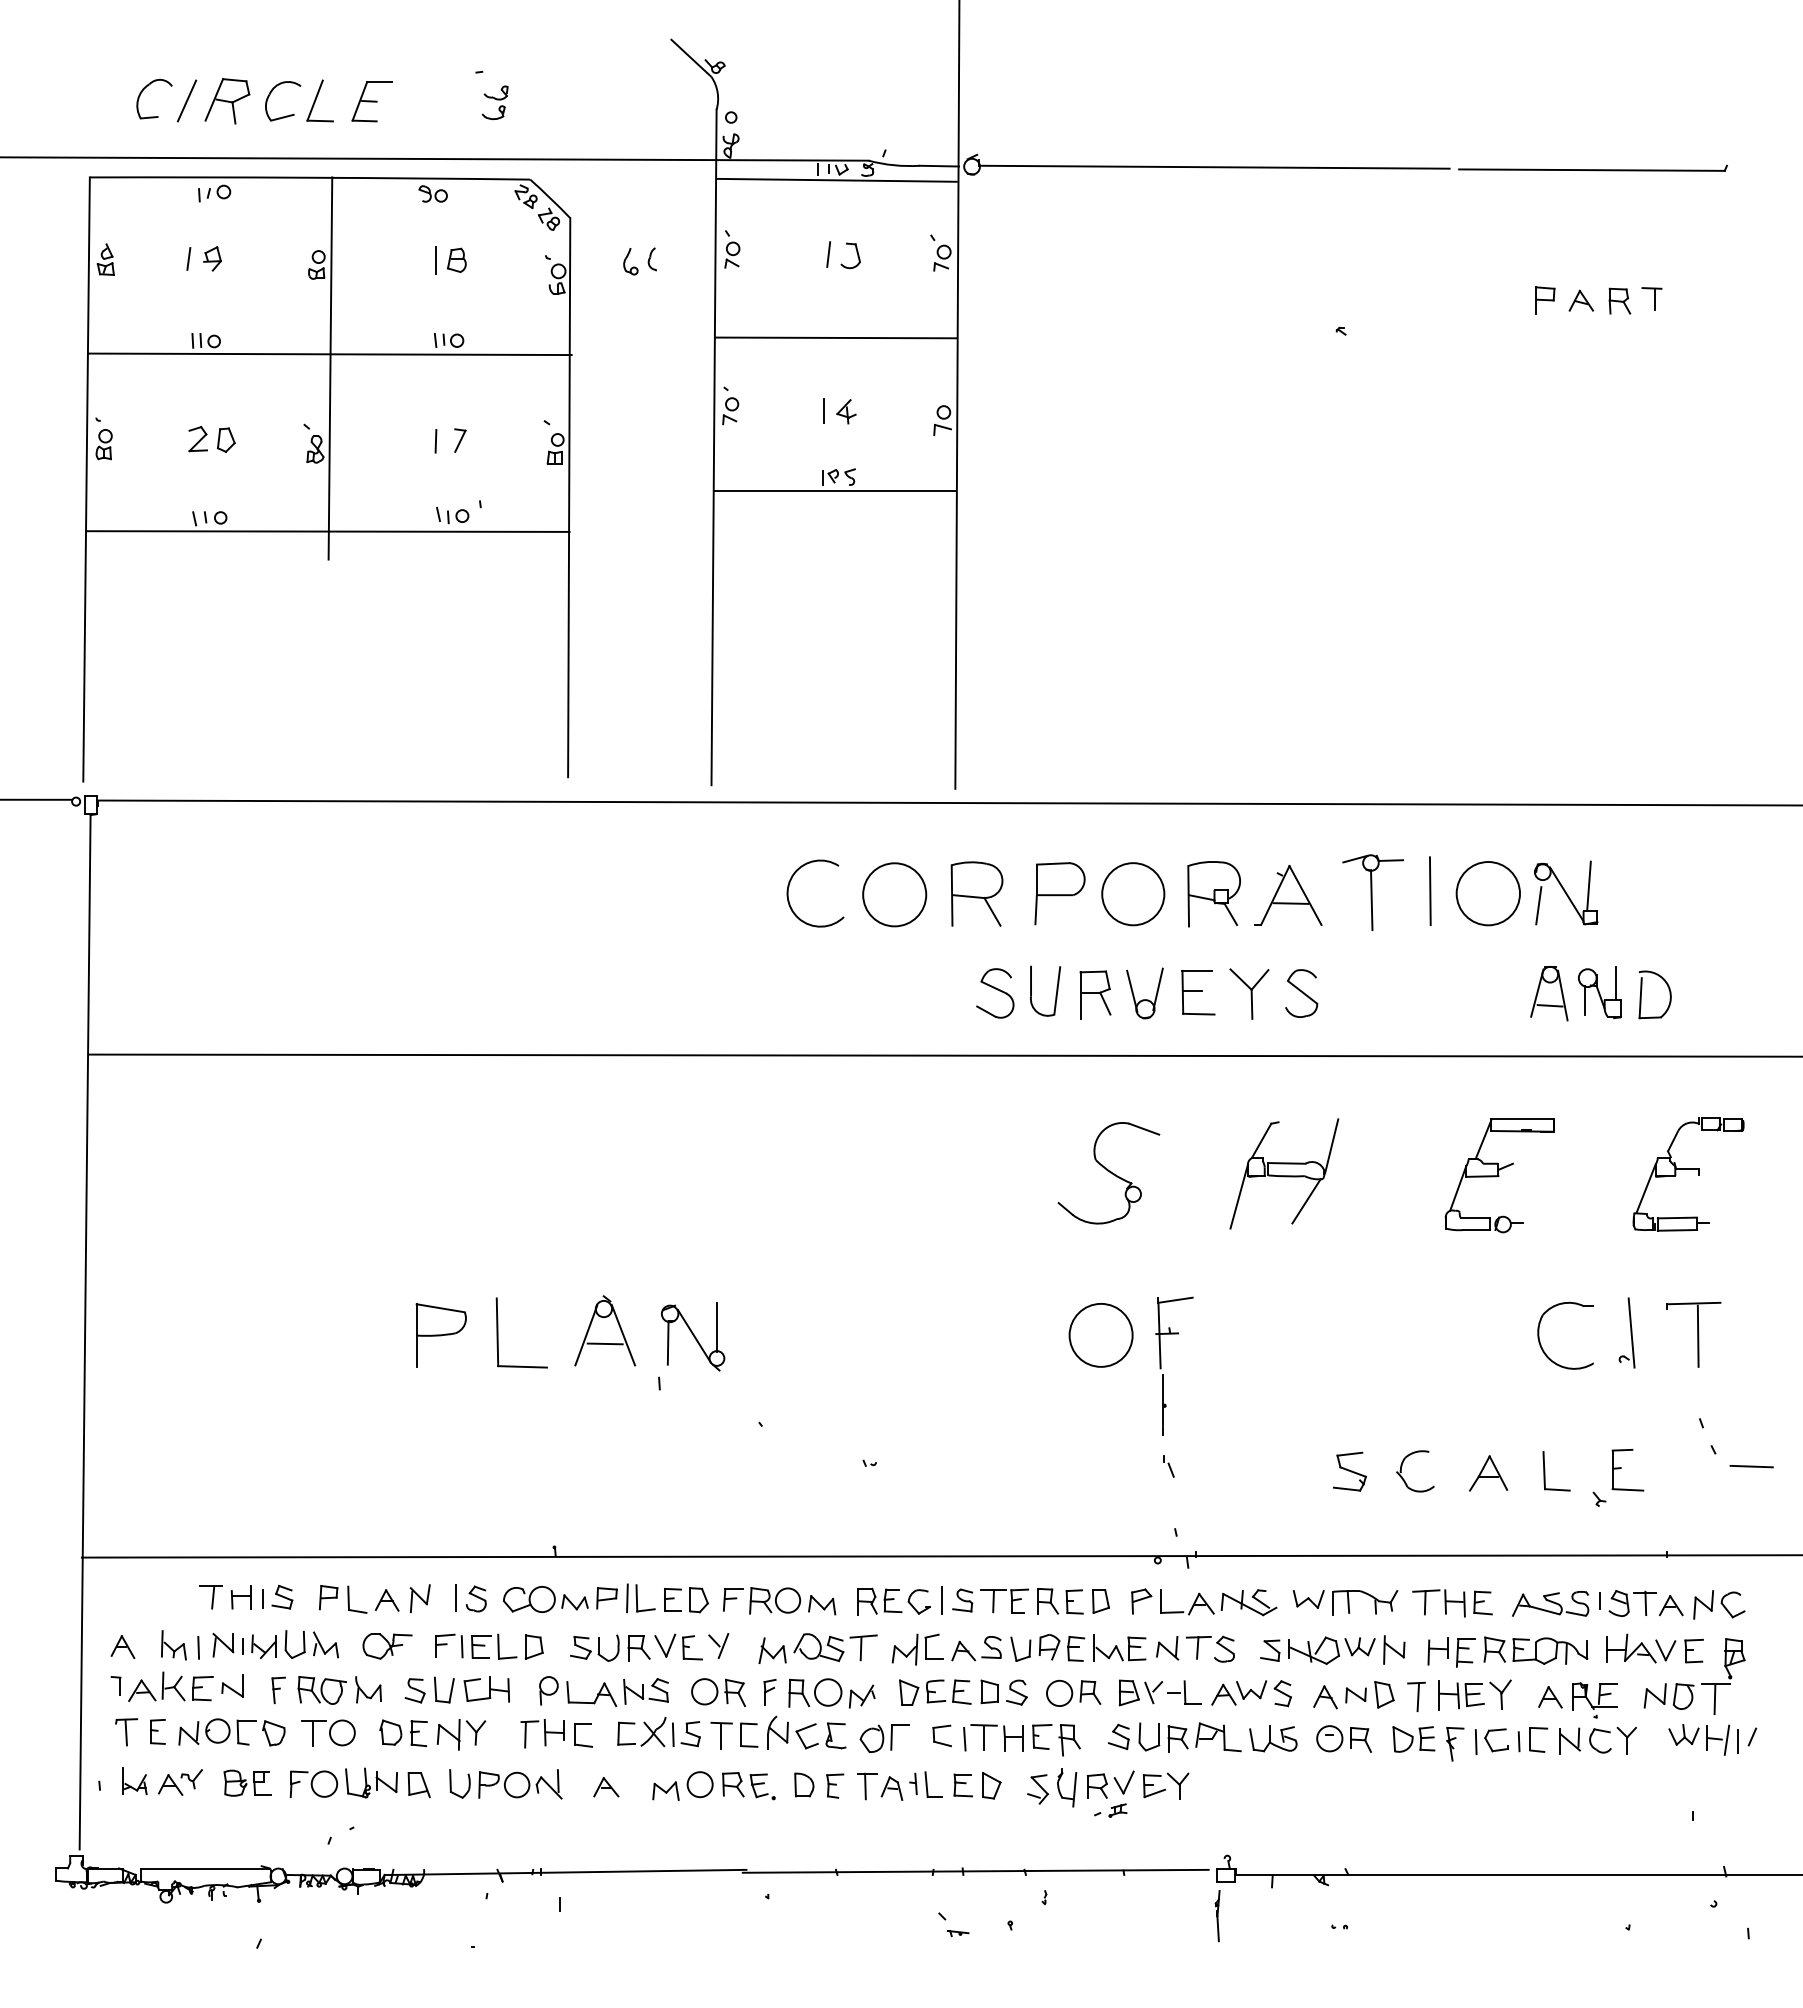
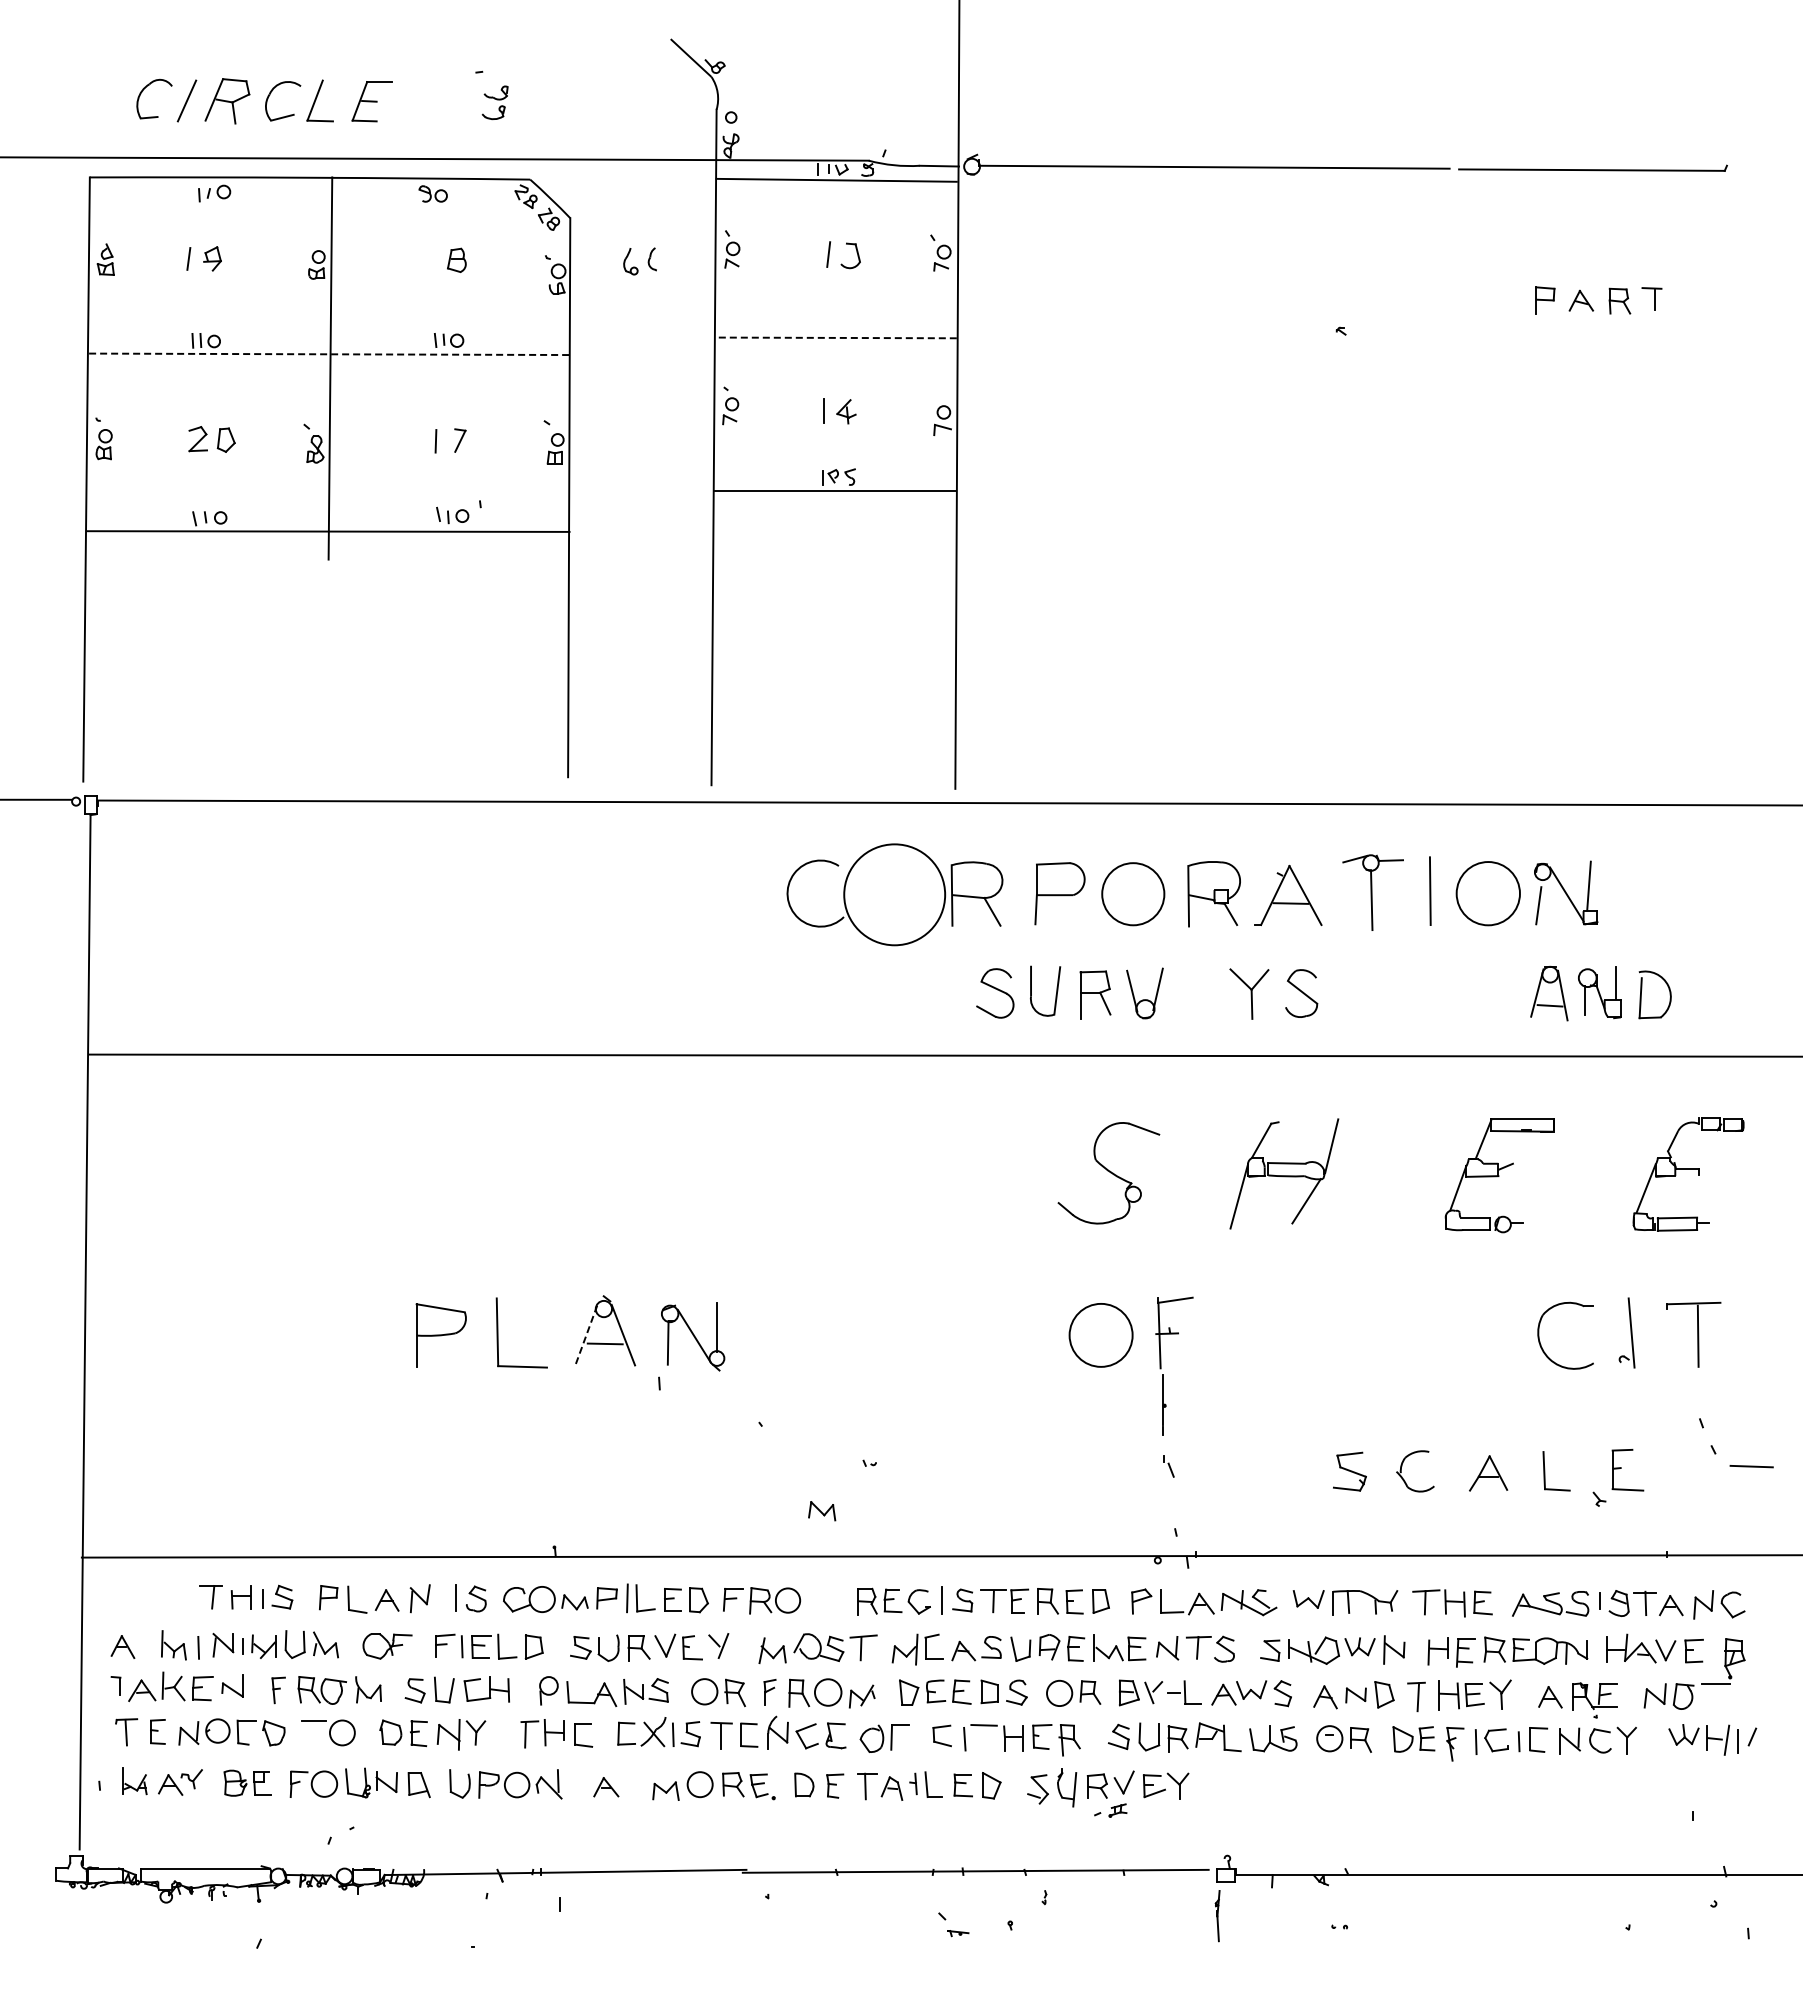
line: present -> none (436, 259)
line: solid -> dashed (835, 337)
line: solid -> dashed (330, 354)
circle diameter: 63 px -> 101 px (894, 894)
part: present -> none (1198, 992)
line: solid -> dashed (586, 1335)
part position: (822, 1605) -> (822, 1511) (822, 1511)
line: present -> none (1714, 1699)
line: present -> none (313, 1733)
line: present -> none (984, 1737)
